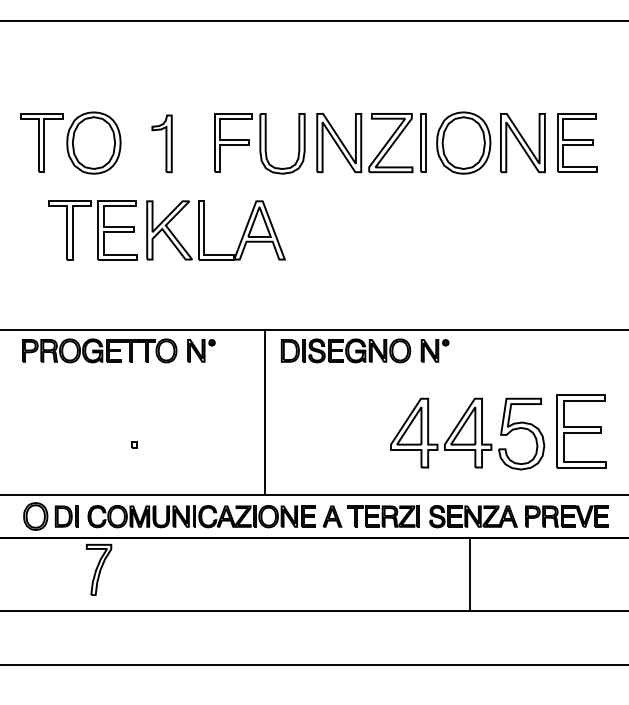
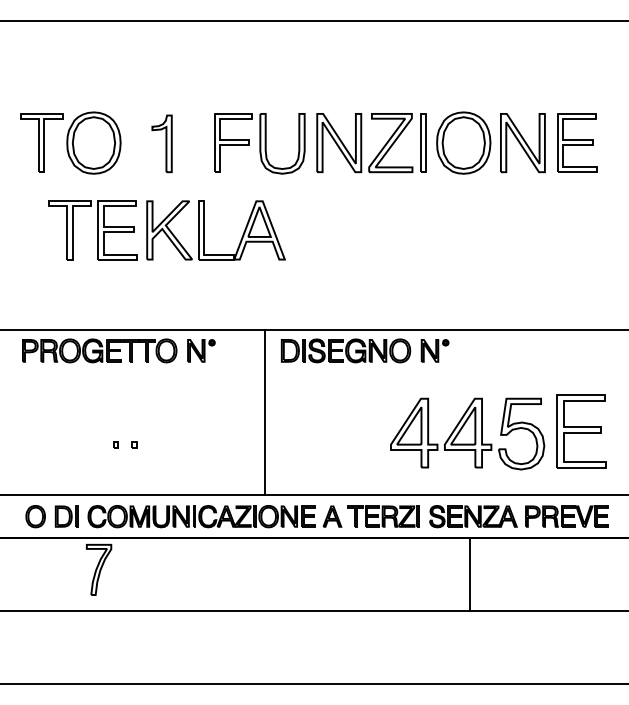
part: none -> present (115, 444)
part size: 26x29 px -> 21x24 px (35, 516)
line position: (313, 664) -> (313, 683) (313, 683)
